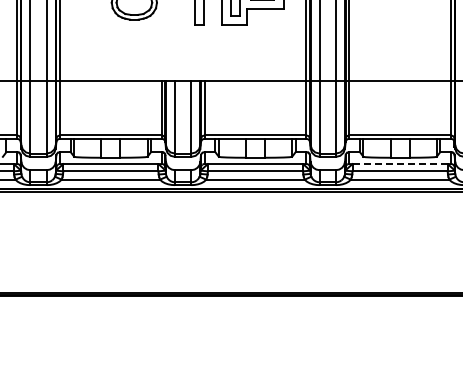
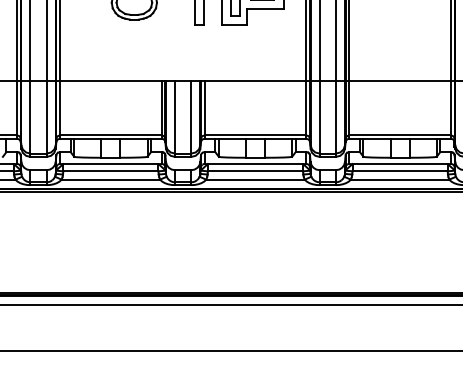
line: dashed -> solid (400, 164)
line: none -> present (230, 305)
line: none -> present (230, 350)
